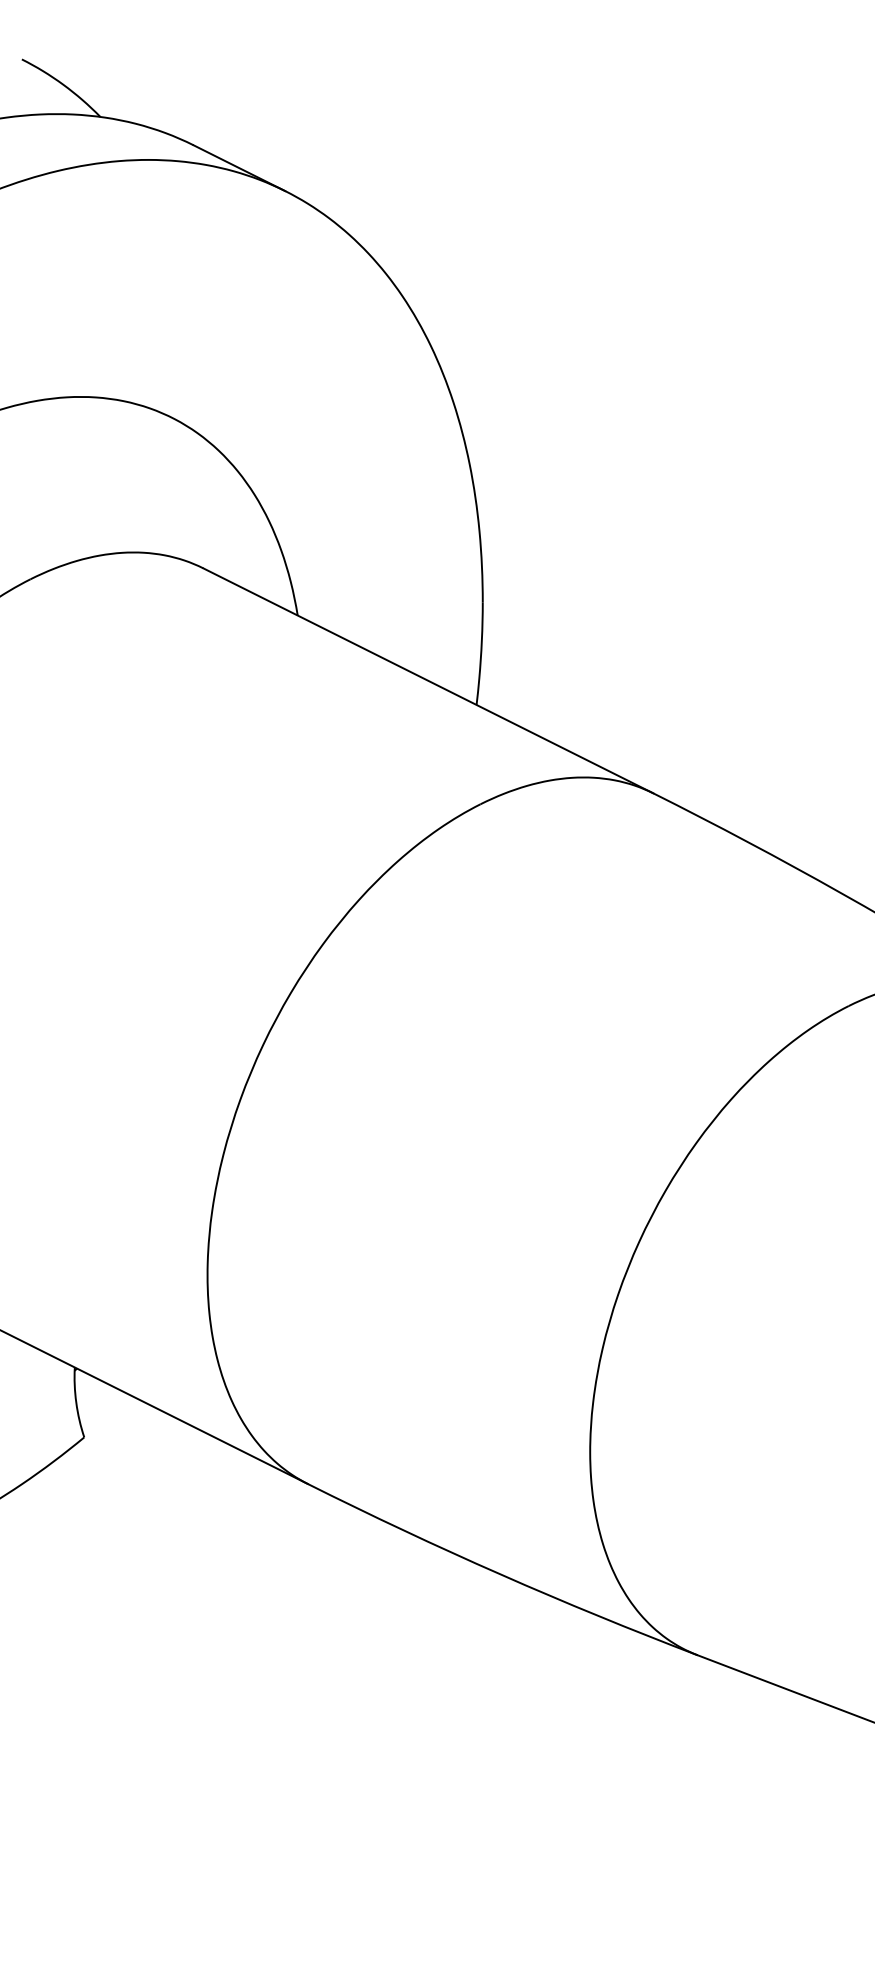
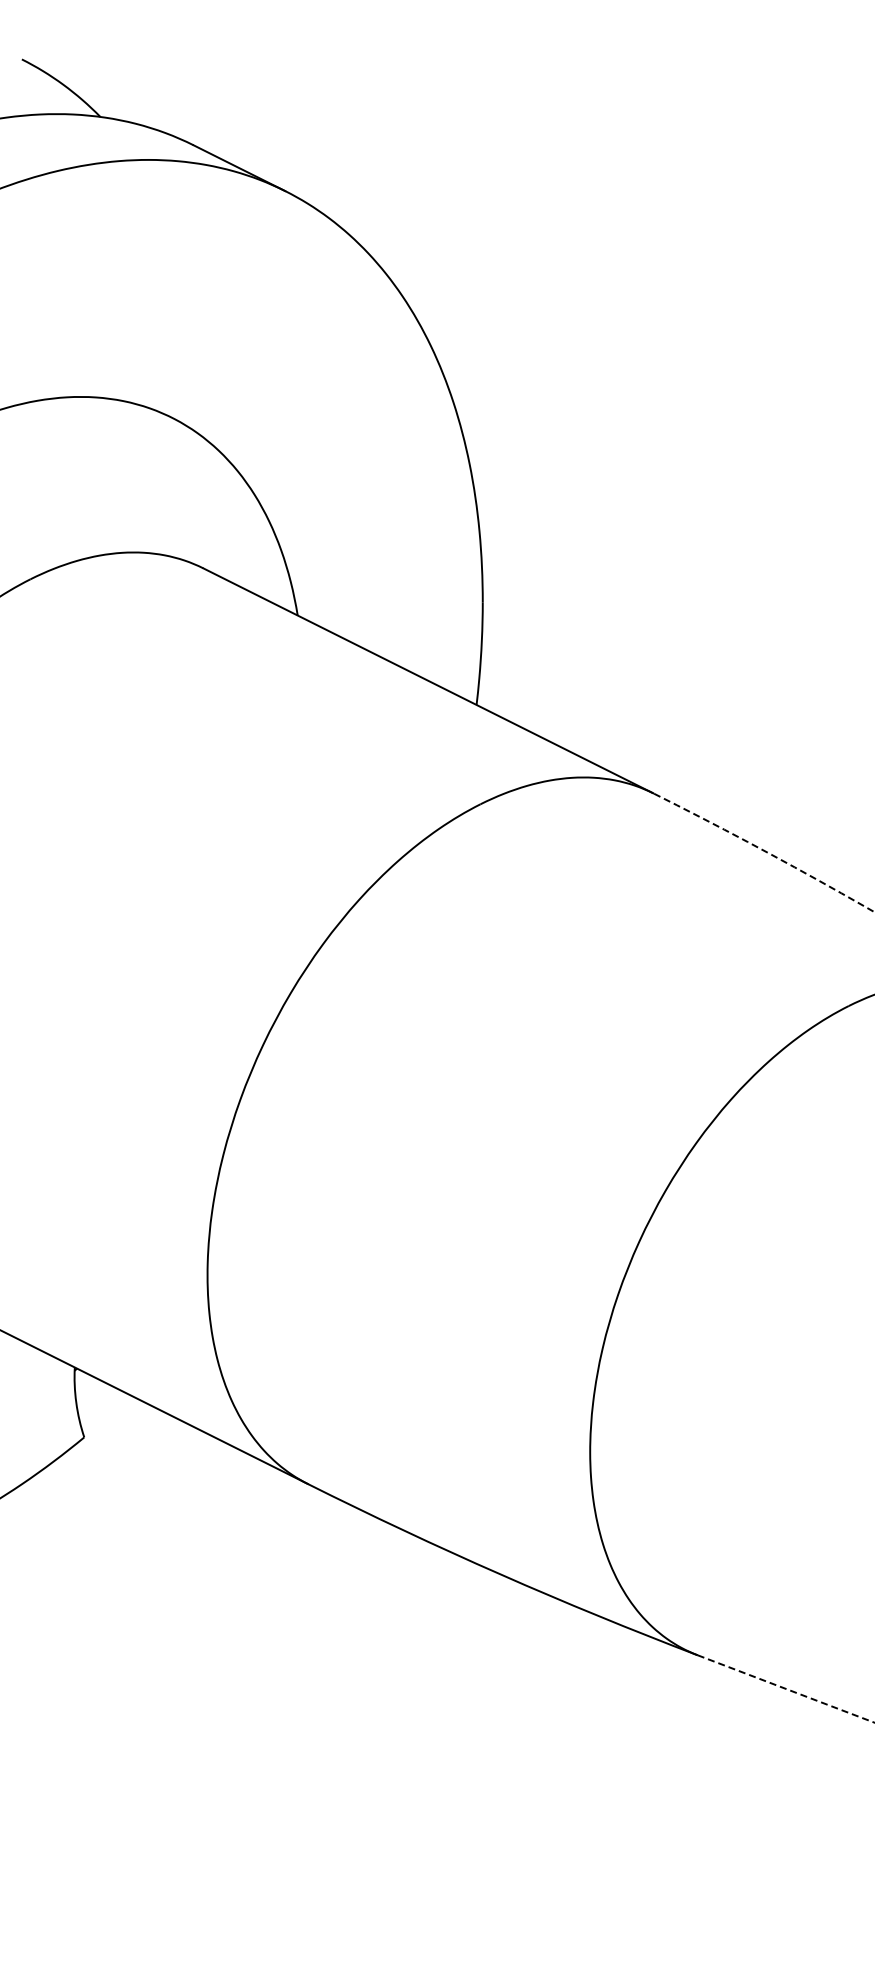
arc: solid -> dashed (764, 851)
line: solid -> dashed (786, 1689)
